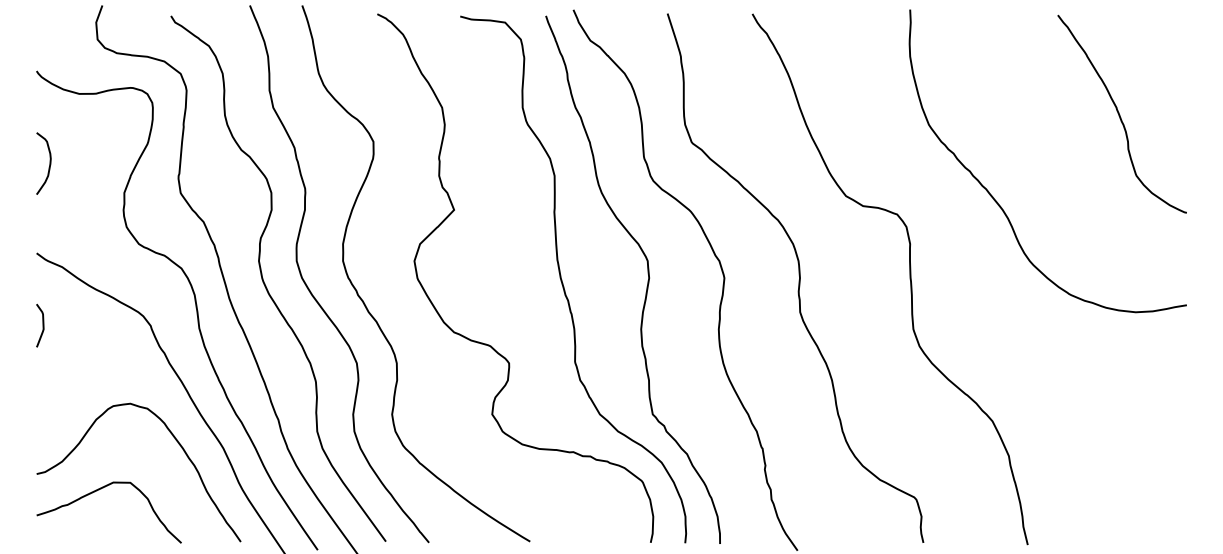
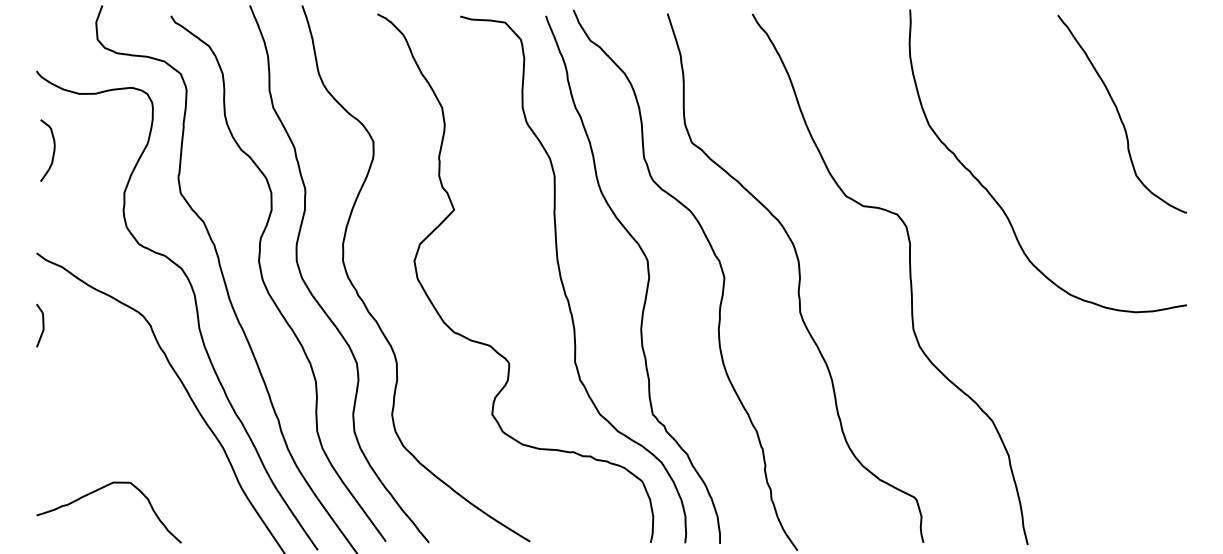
curve position: (49, 163) -> (53, 150) (53, 150)
curve: present -> none (178, 444)
